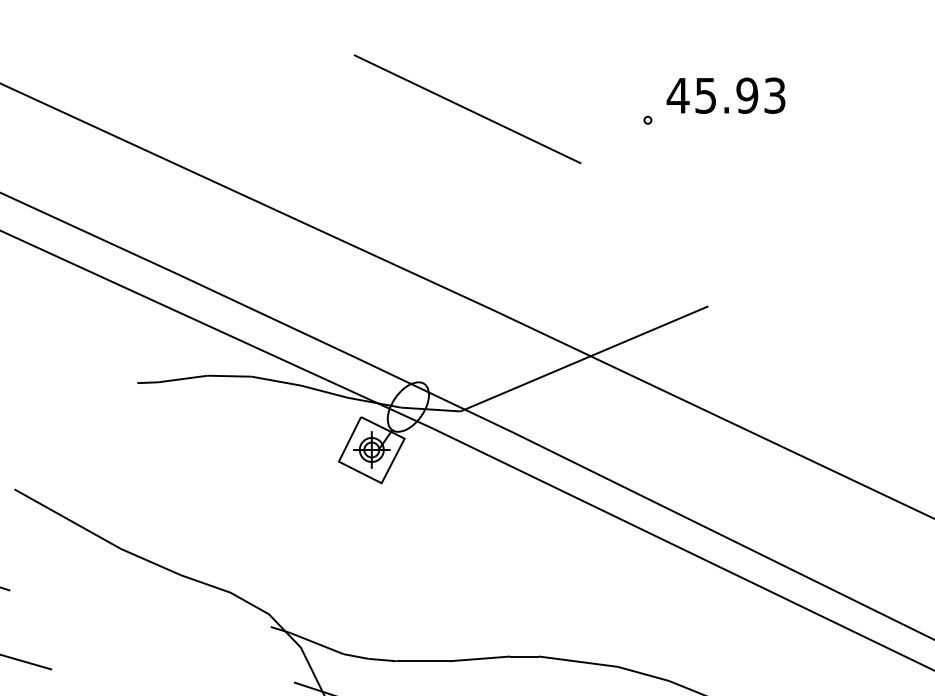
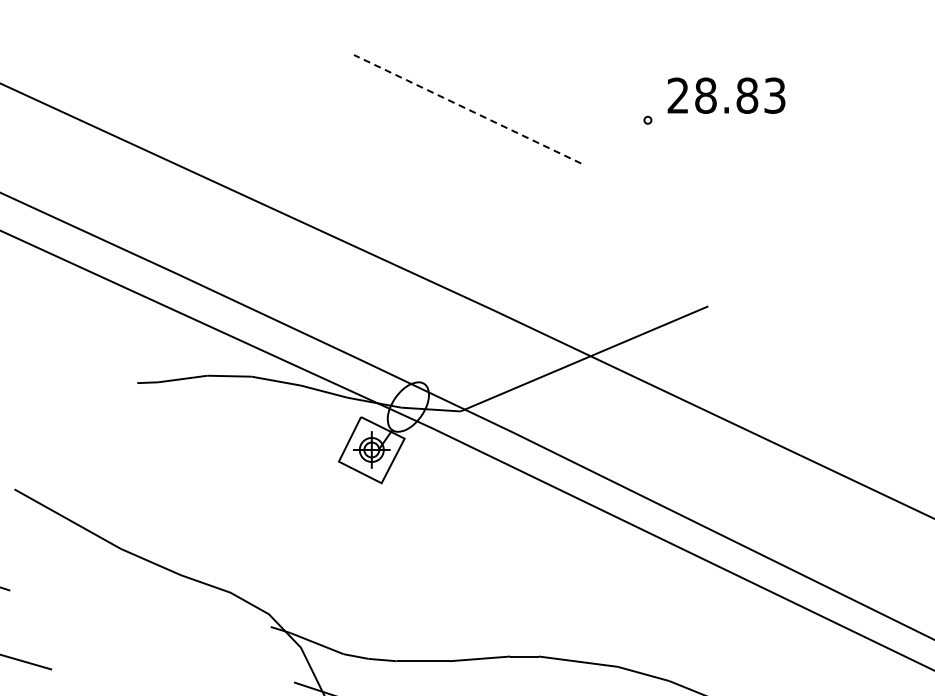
text: 45.93 -> 28.83 (712, 95)
line: solid -> dashed (467, 109)
